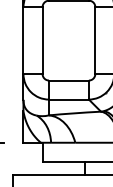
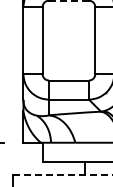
line: solid -> dashed (68, 0)
line: solid -> dashed (62, 174)
